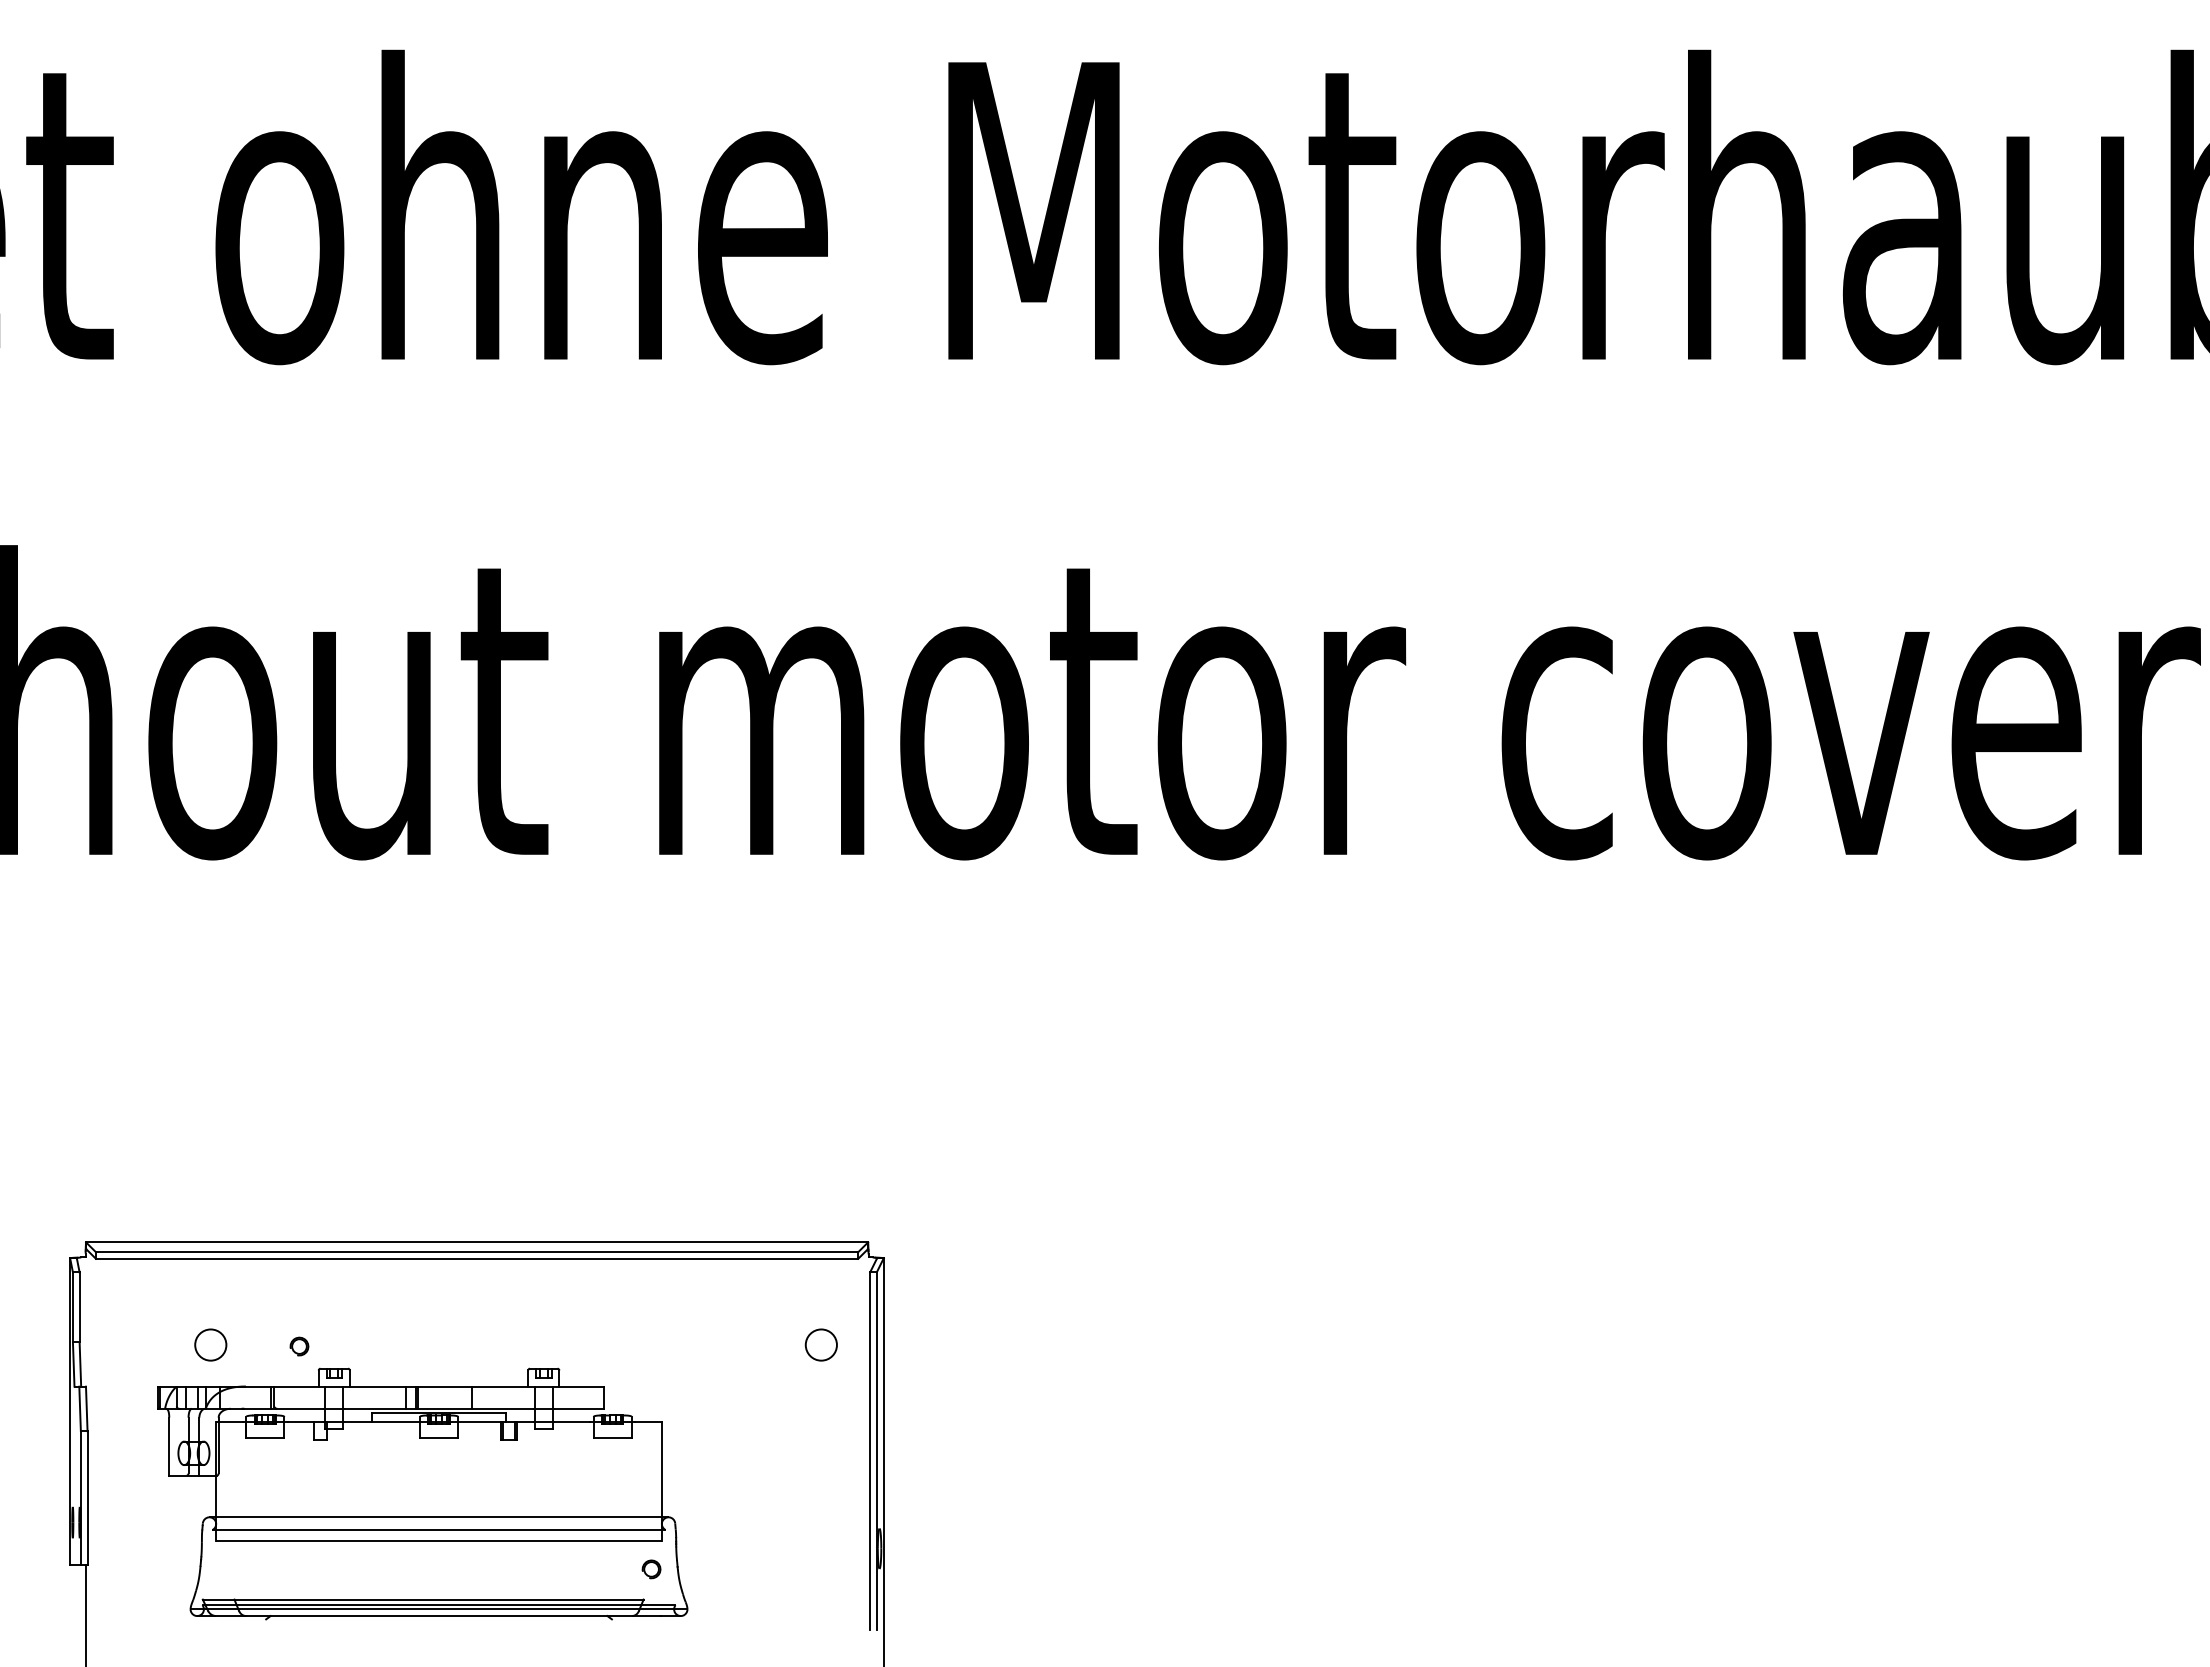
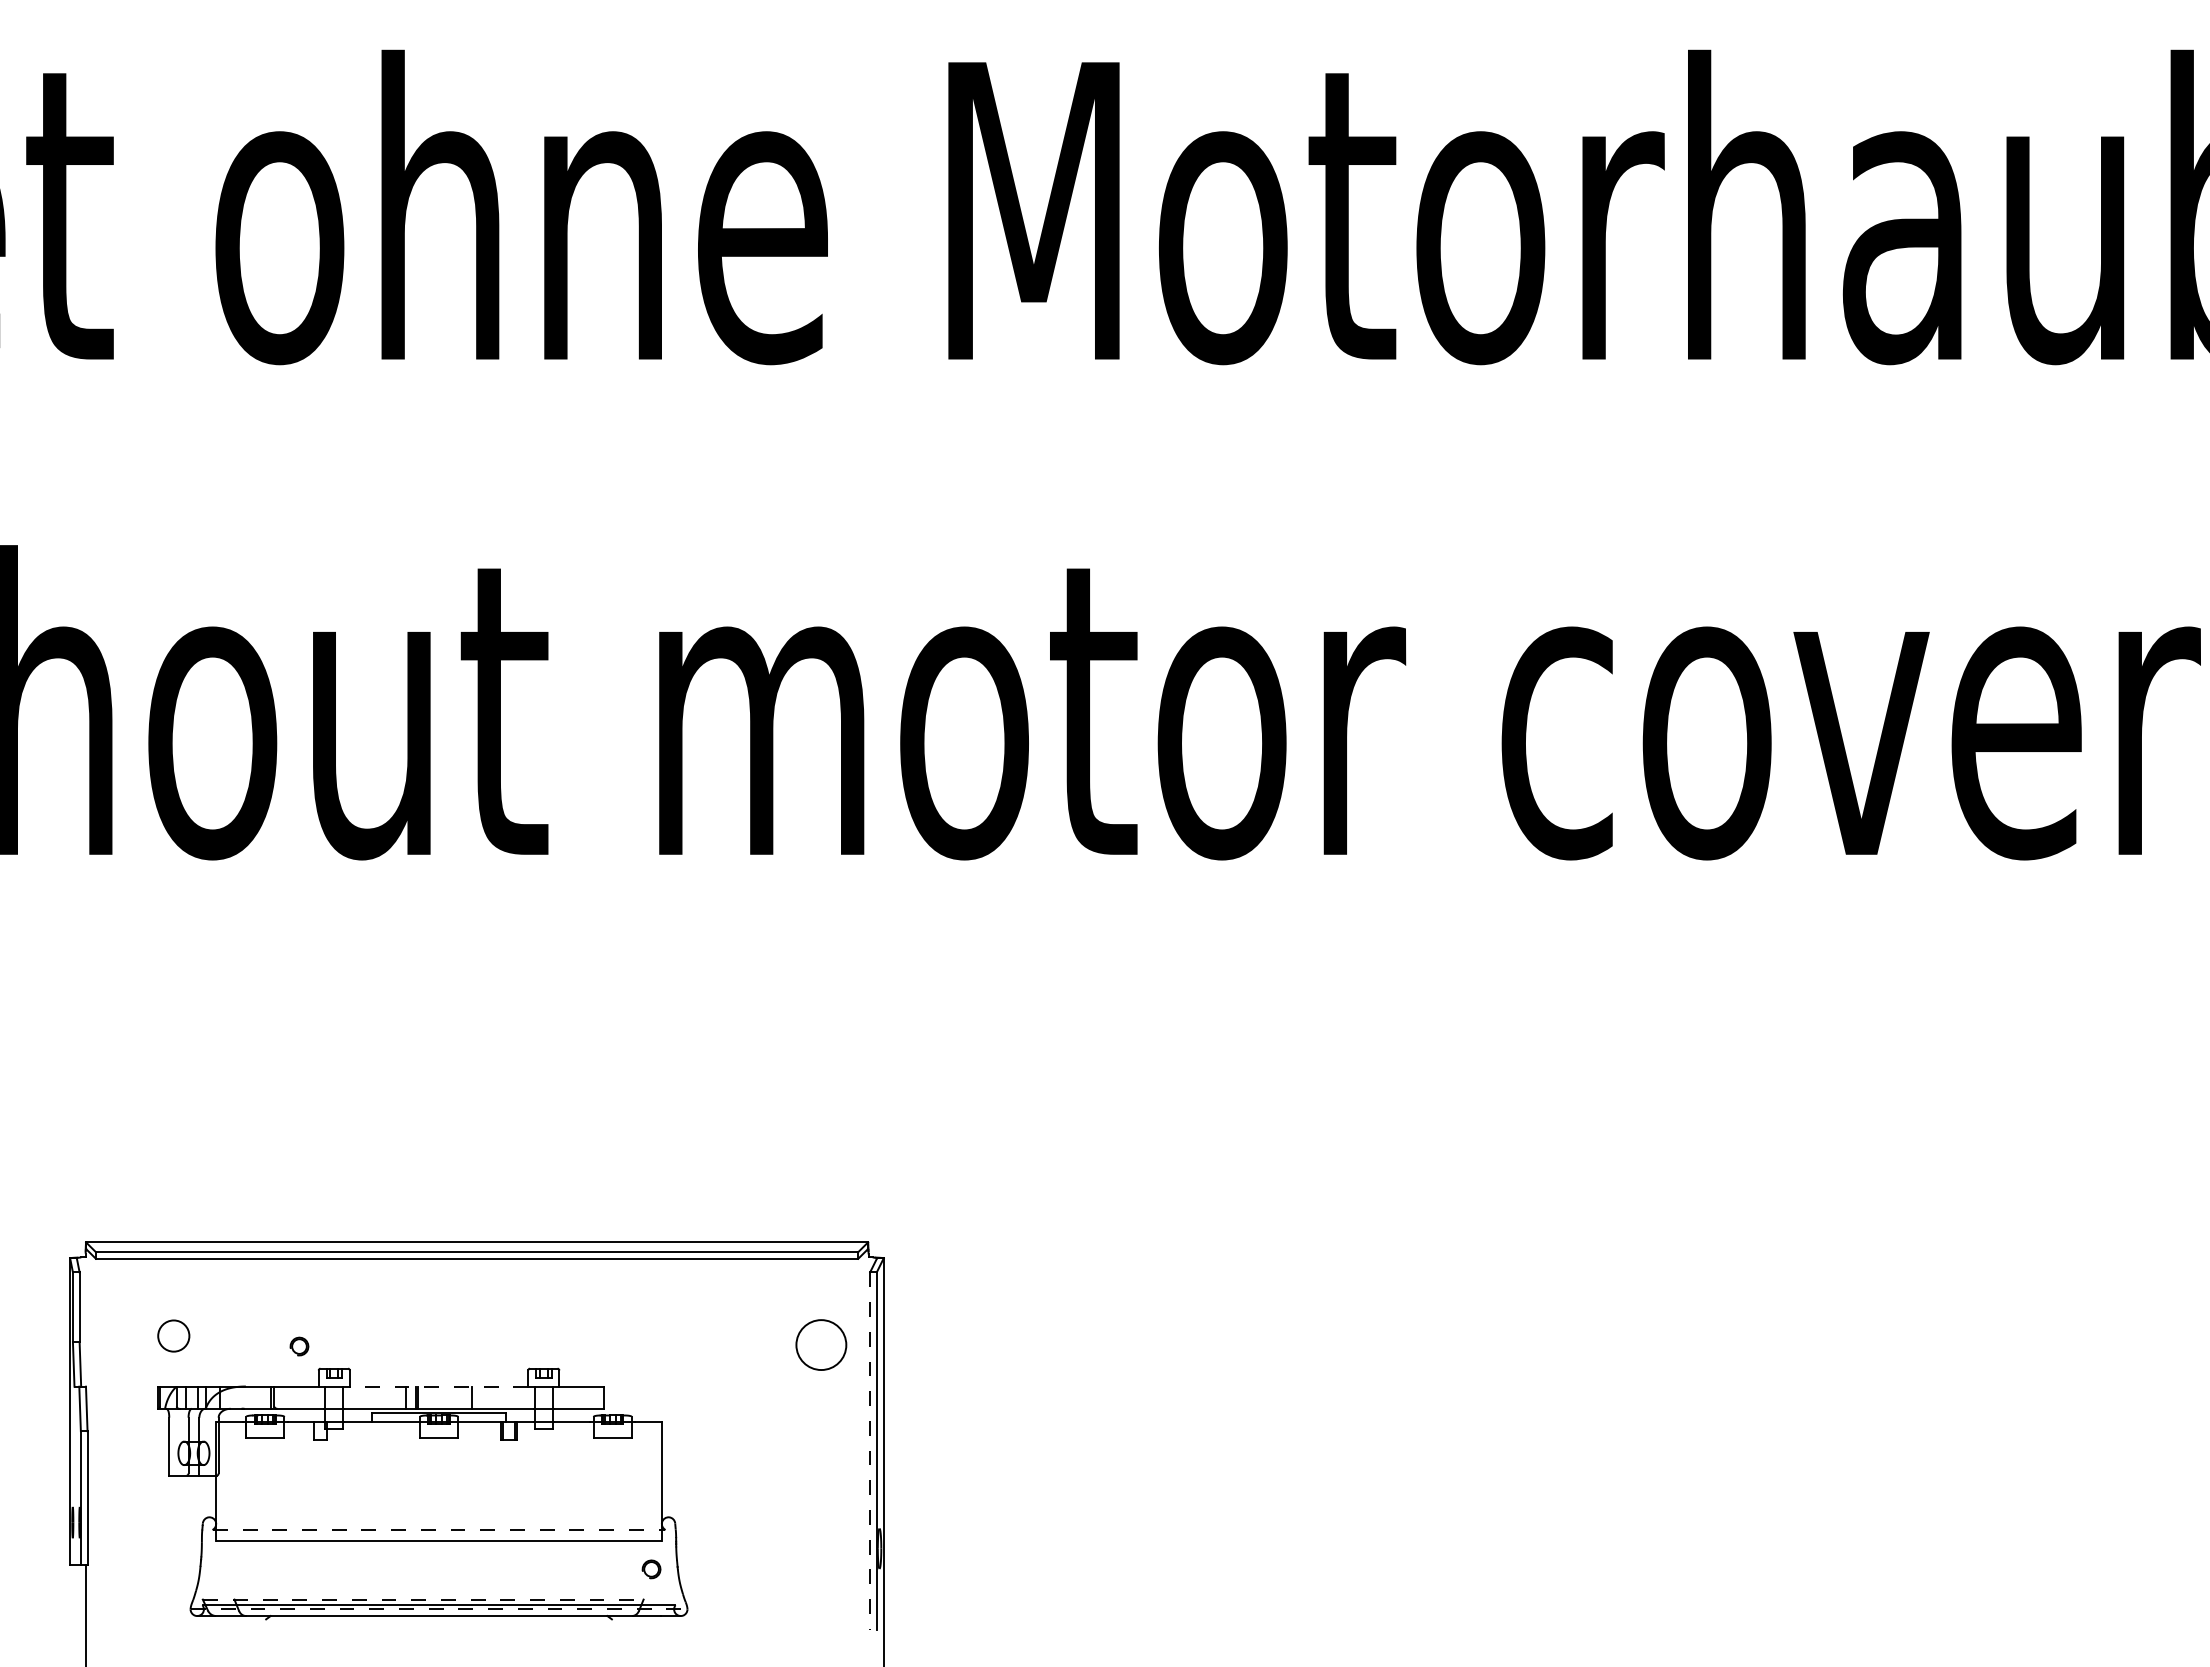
circle position: (210, 1344) -> (173, 1335) (173, 1335)
circle diameter: 31 px -> 50 px (821, 1345)
line: solid -> dashed (438, 1386)
line: solid -> dashed (870, 1451)
line: present -> none (438, 1517)
line: solid -> dashed (439, 1529)
line: solid -> dashed (423, 1599)
line: solid -> dashed (439, 1609)
